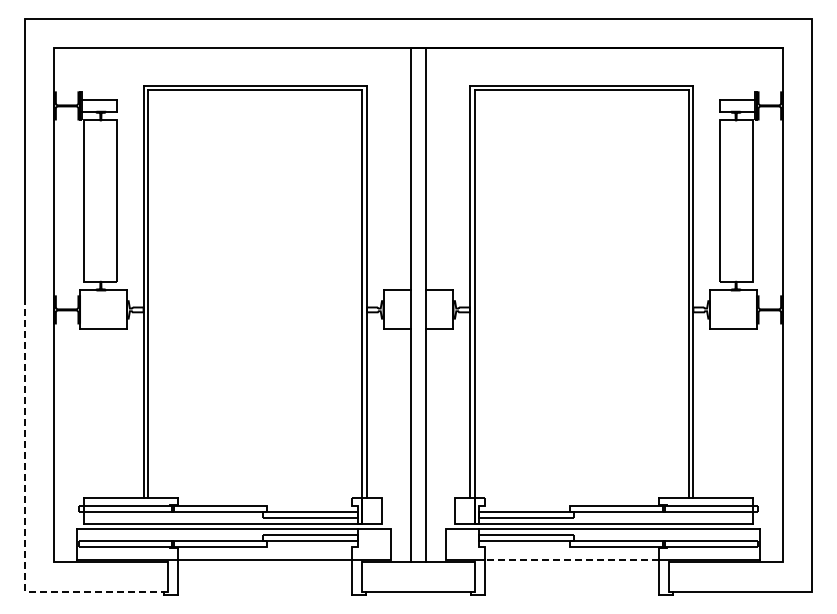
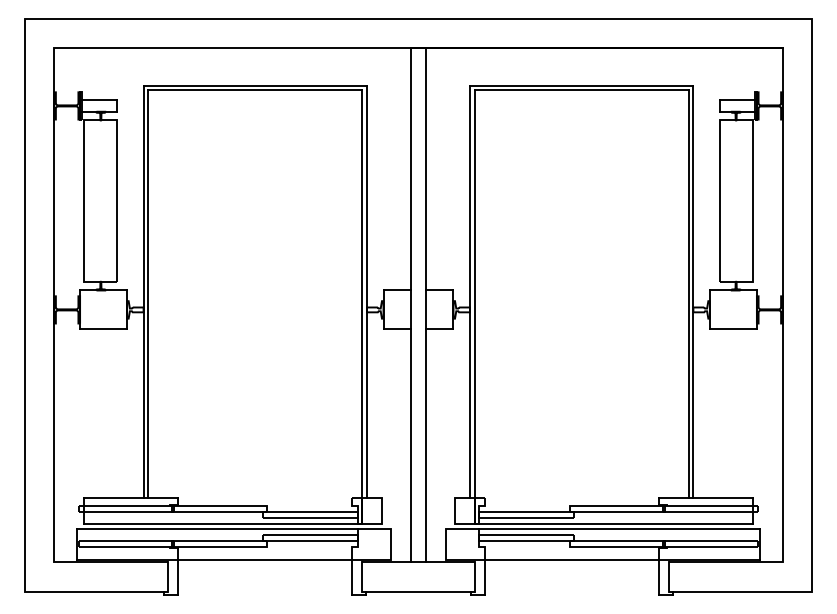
line: dashed -> solid (25, 516)
line: dashed -> solid (571, 559)
